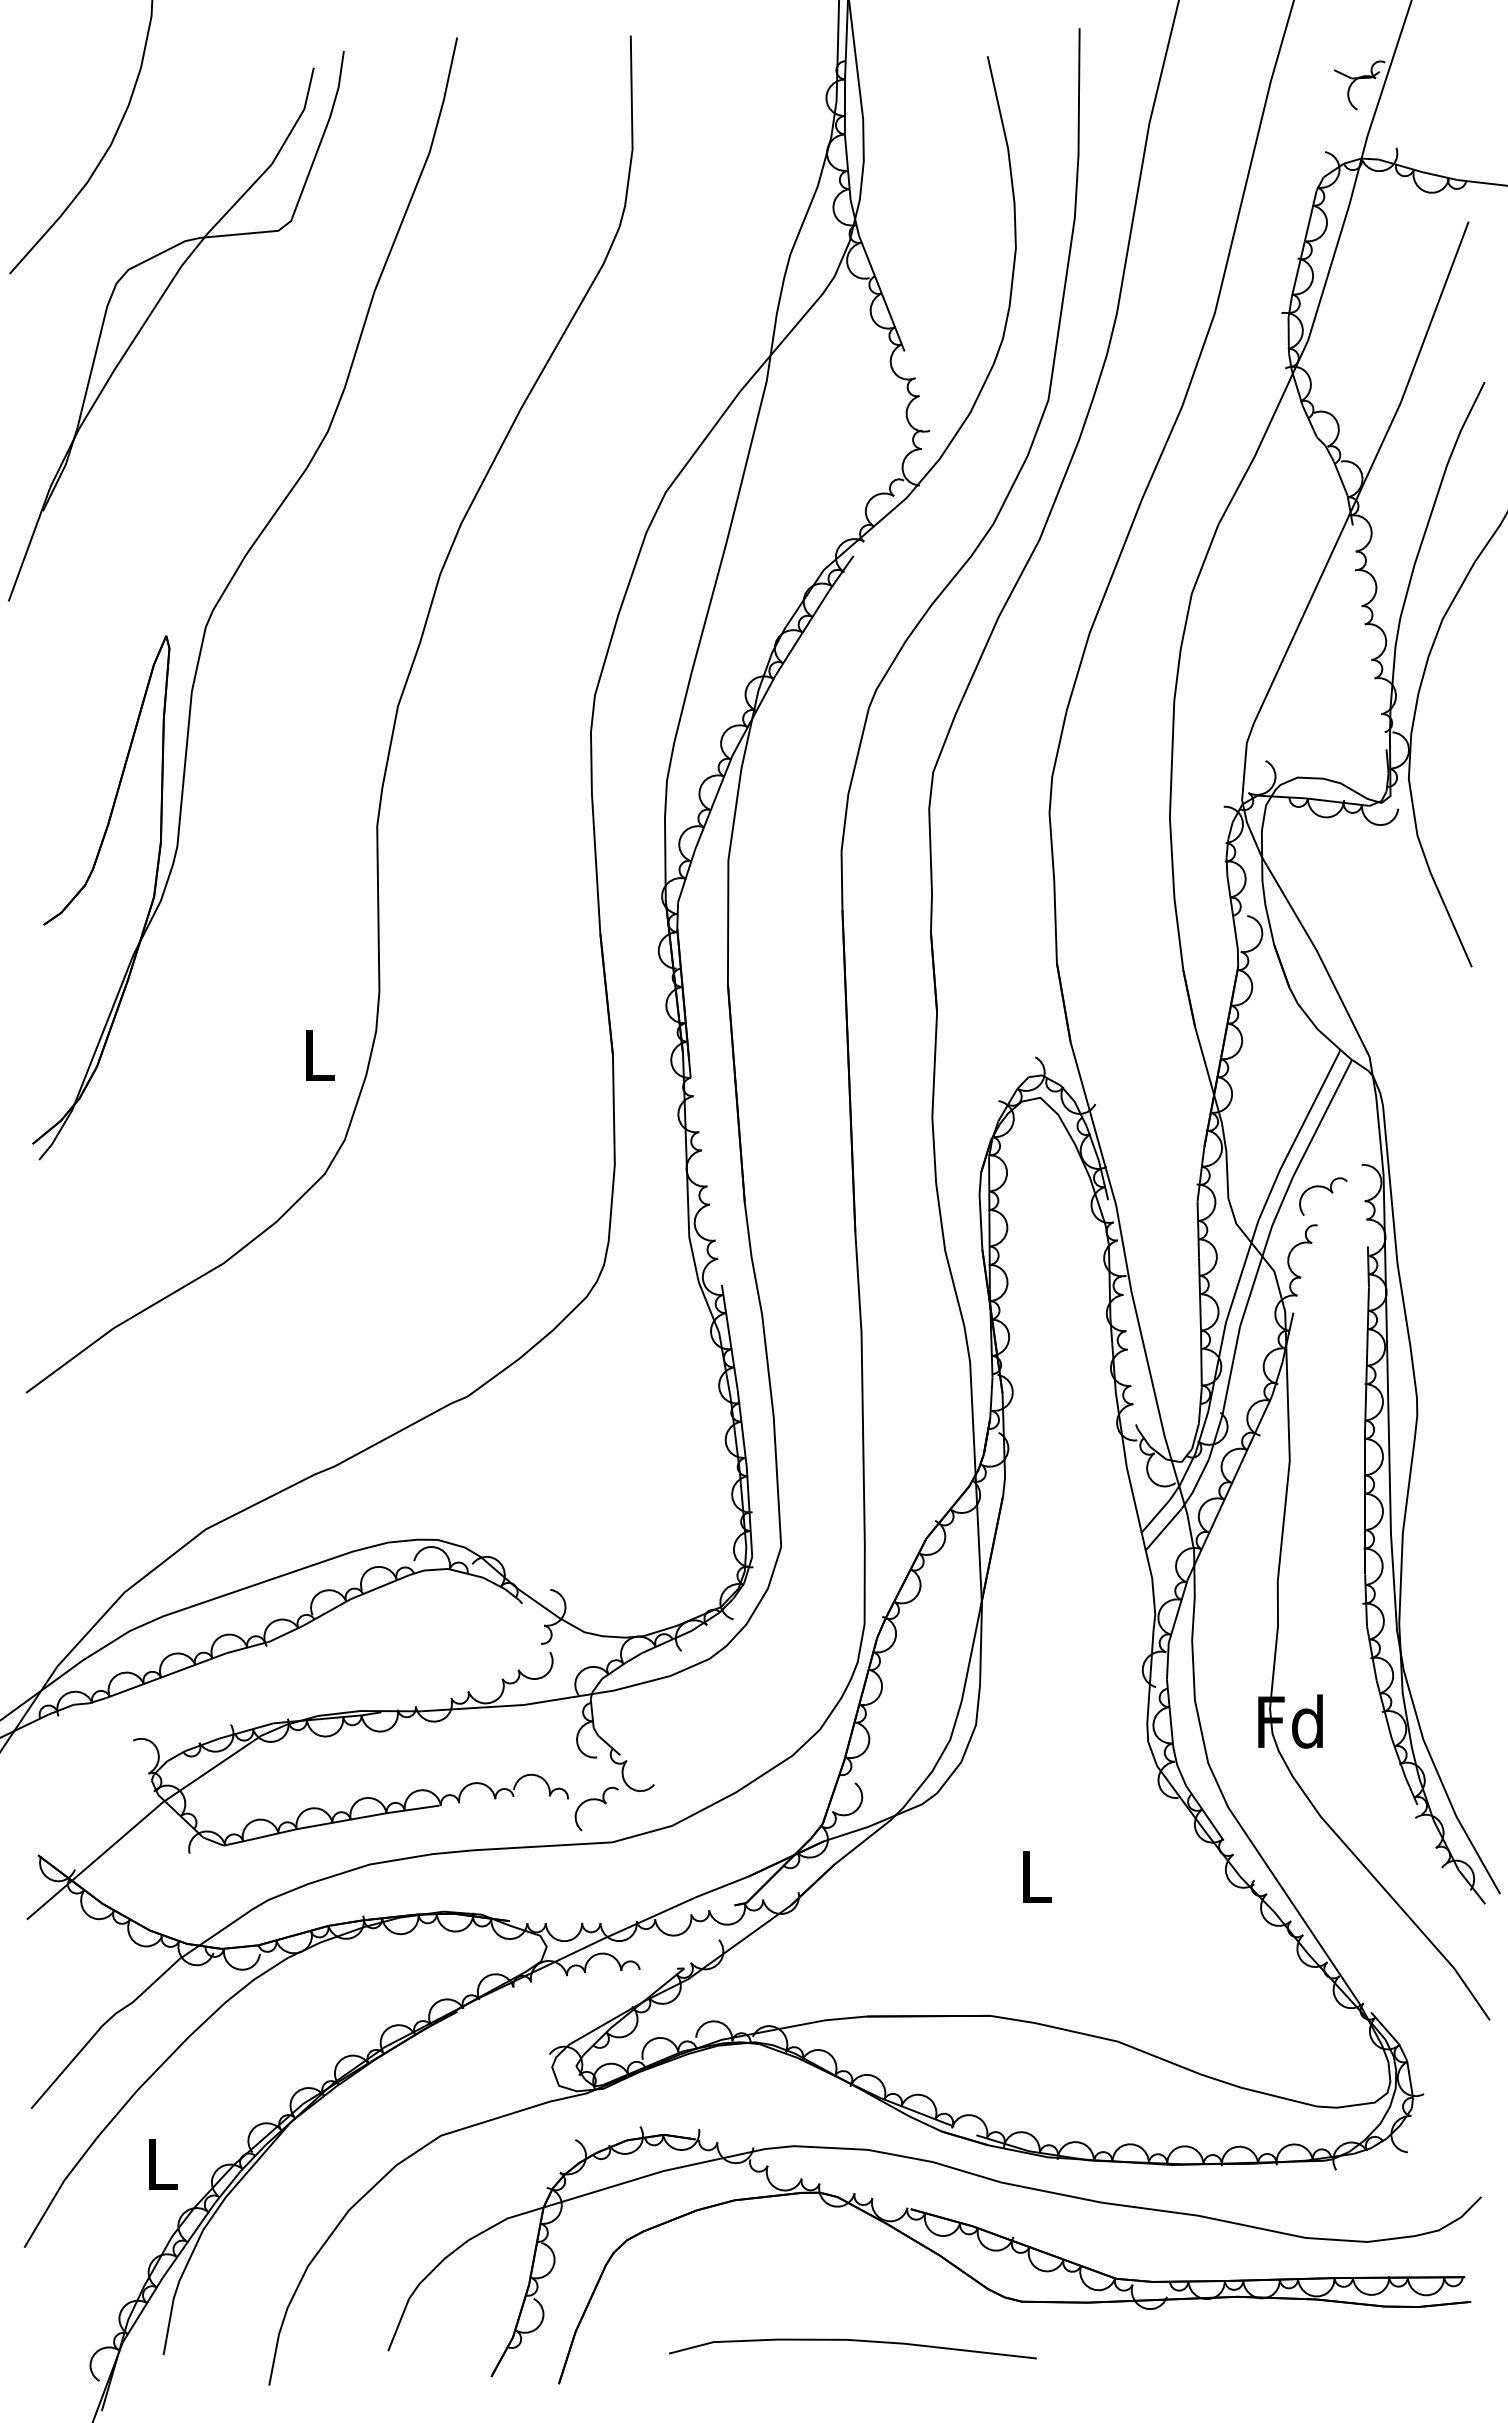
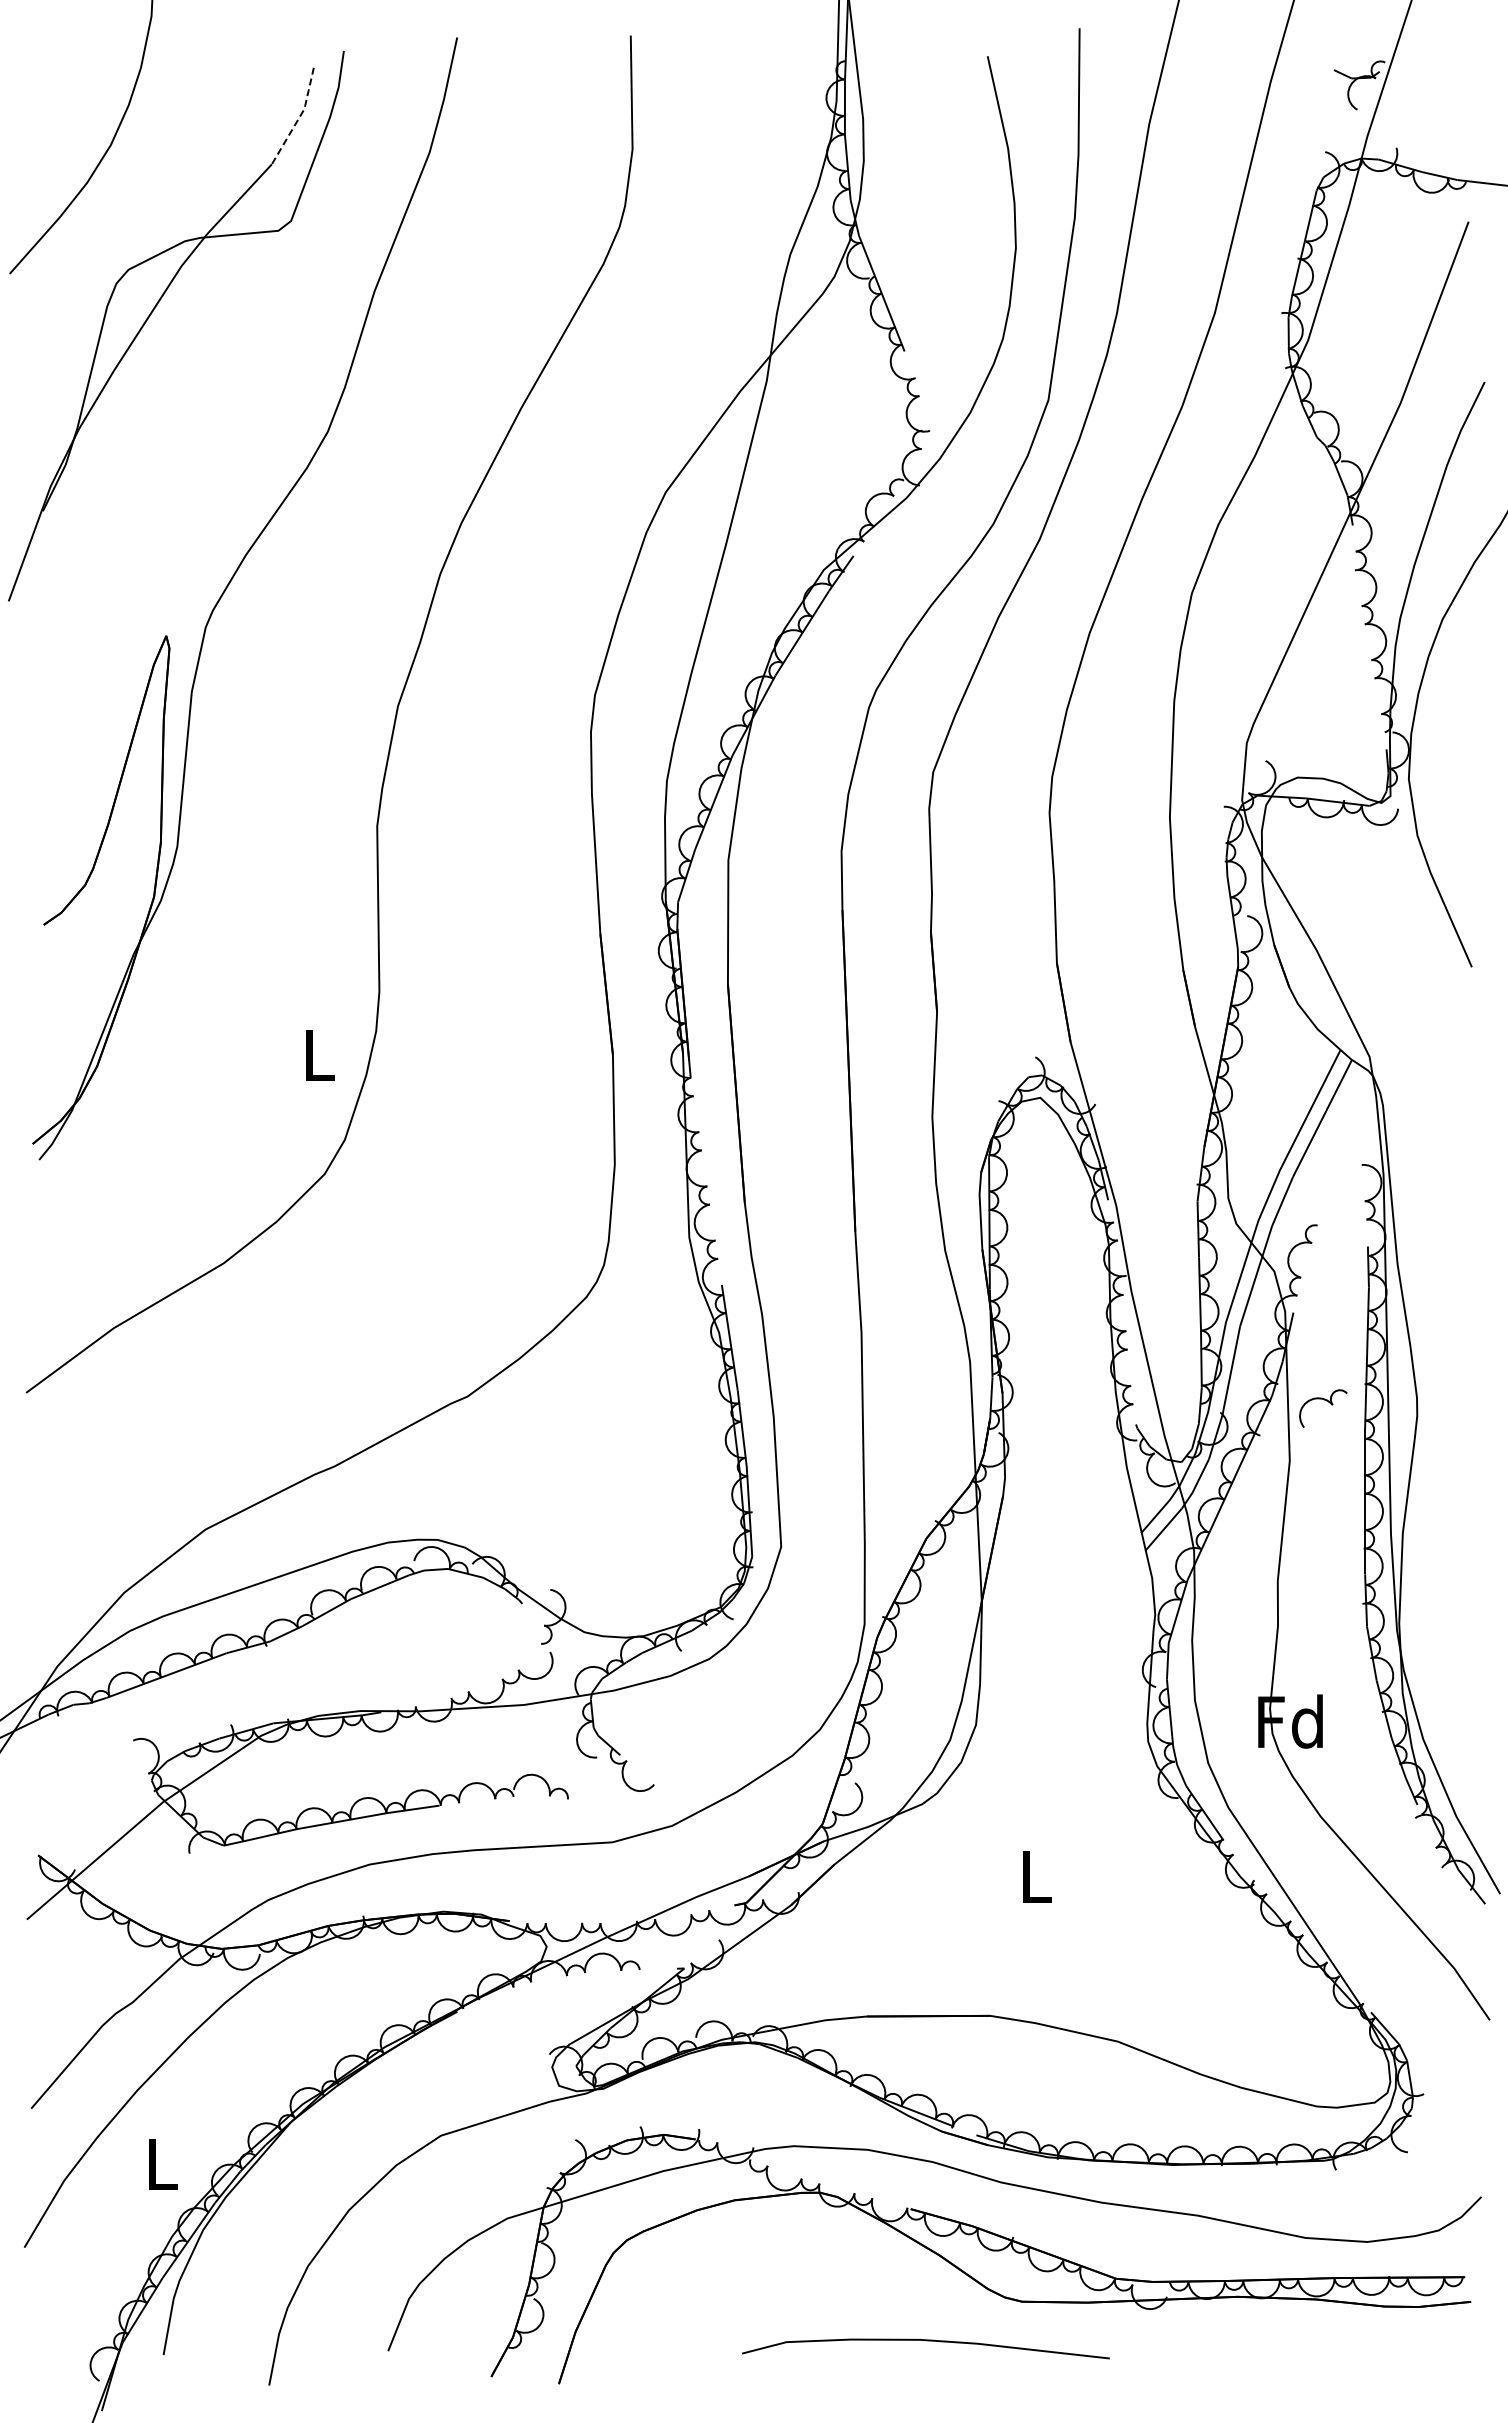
line: solid -> dashed (298, 118)
part position: (1326, 1189) -> (1326, 1401) (1326, 1401)
part: present -> none (596, 1800)
curve position: (852, 2341) -> (925, 2341) (925, 2341)
